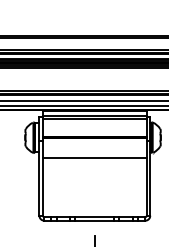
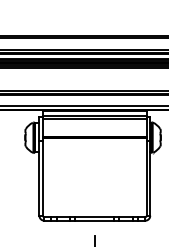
line: present -> none (83, 101)
line: present -> none (94, 158)
